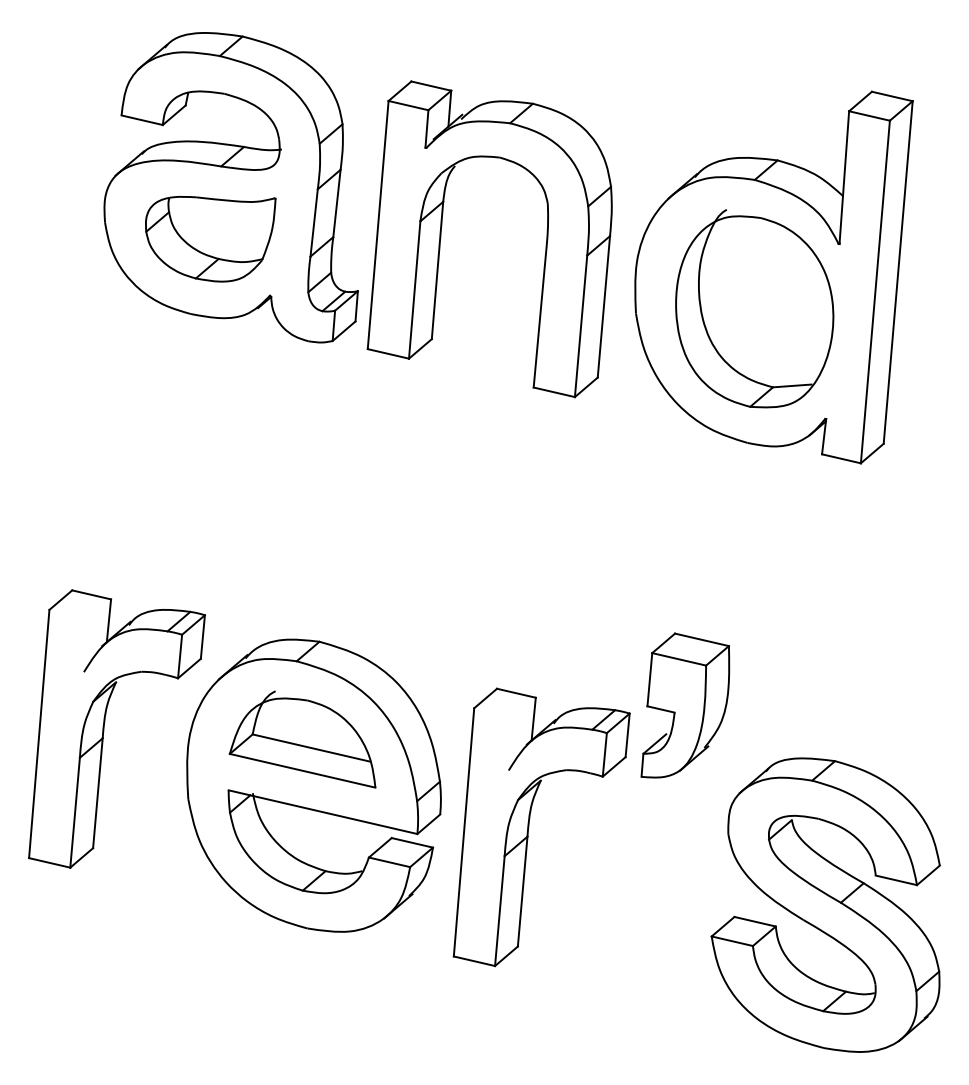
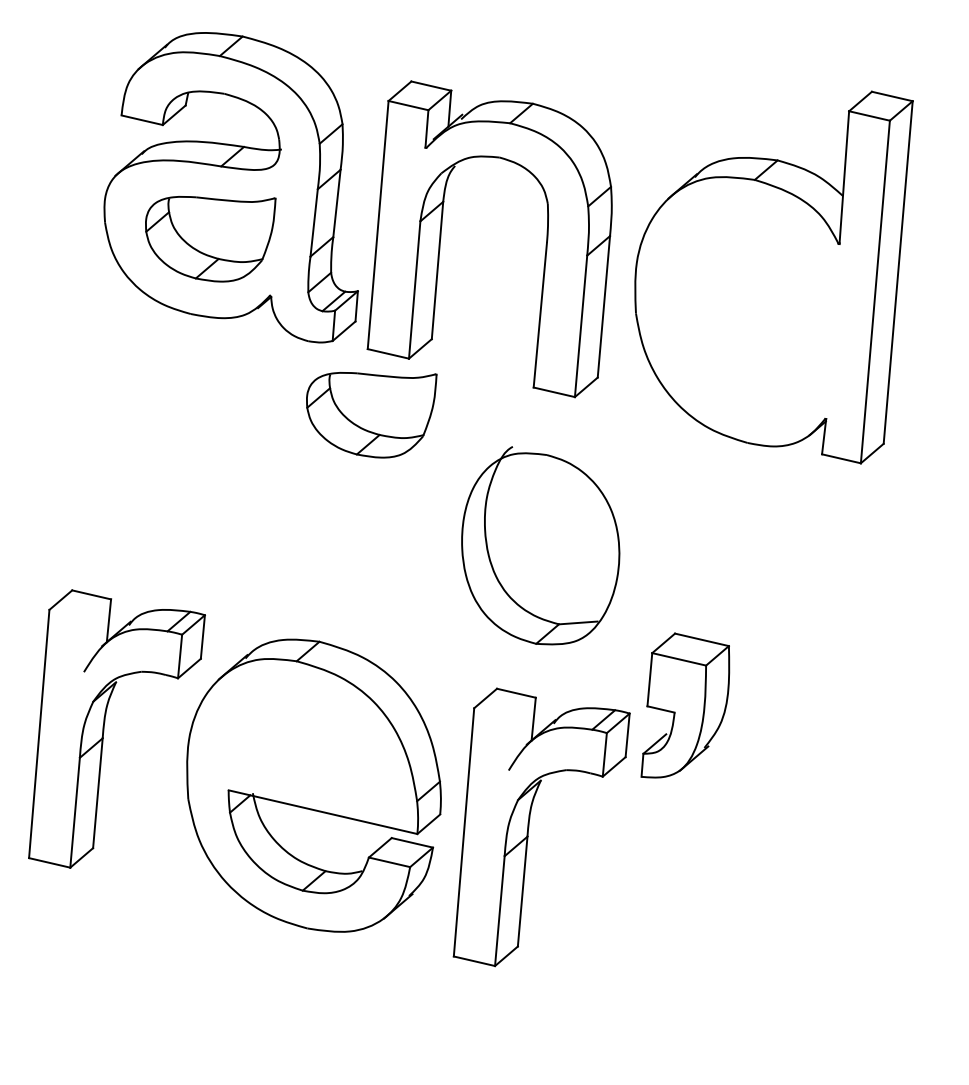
part position: (754, 308) -> (540, 545) (540, 545)
part: none -> present (371, 415)
part: present -> none (302, 739)
part: present -> none (825, 904)
